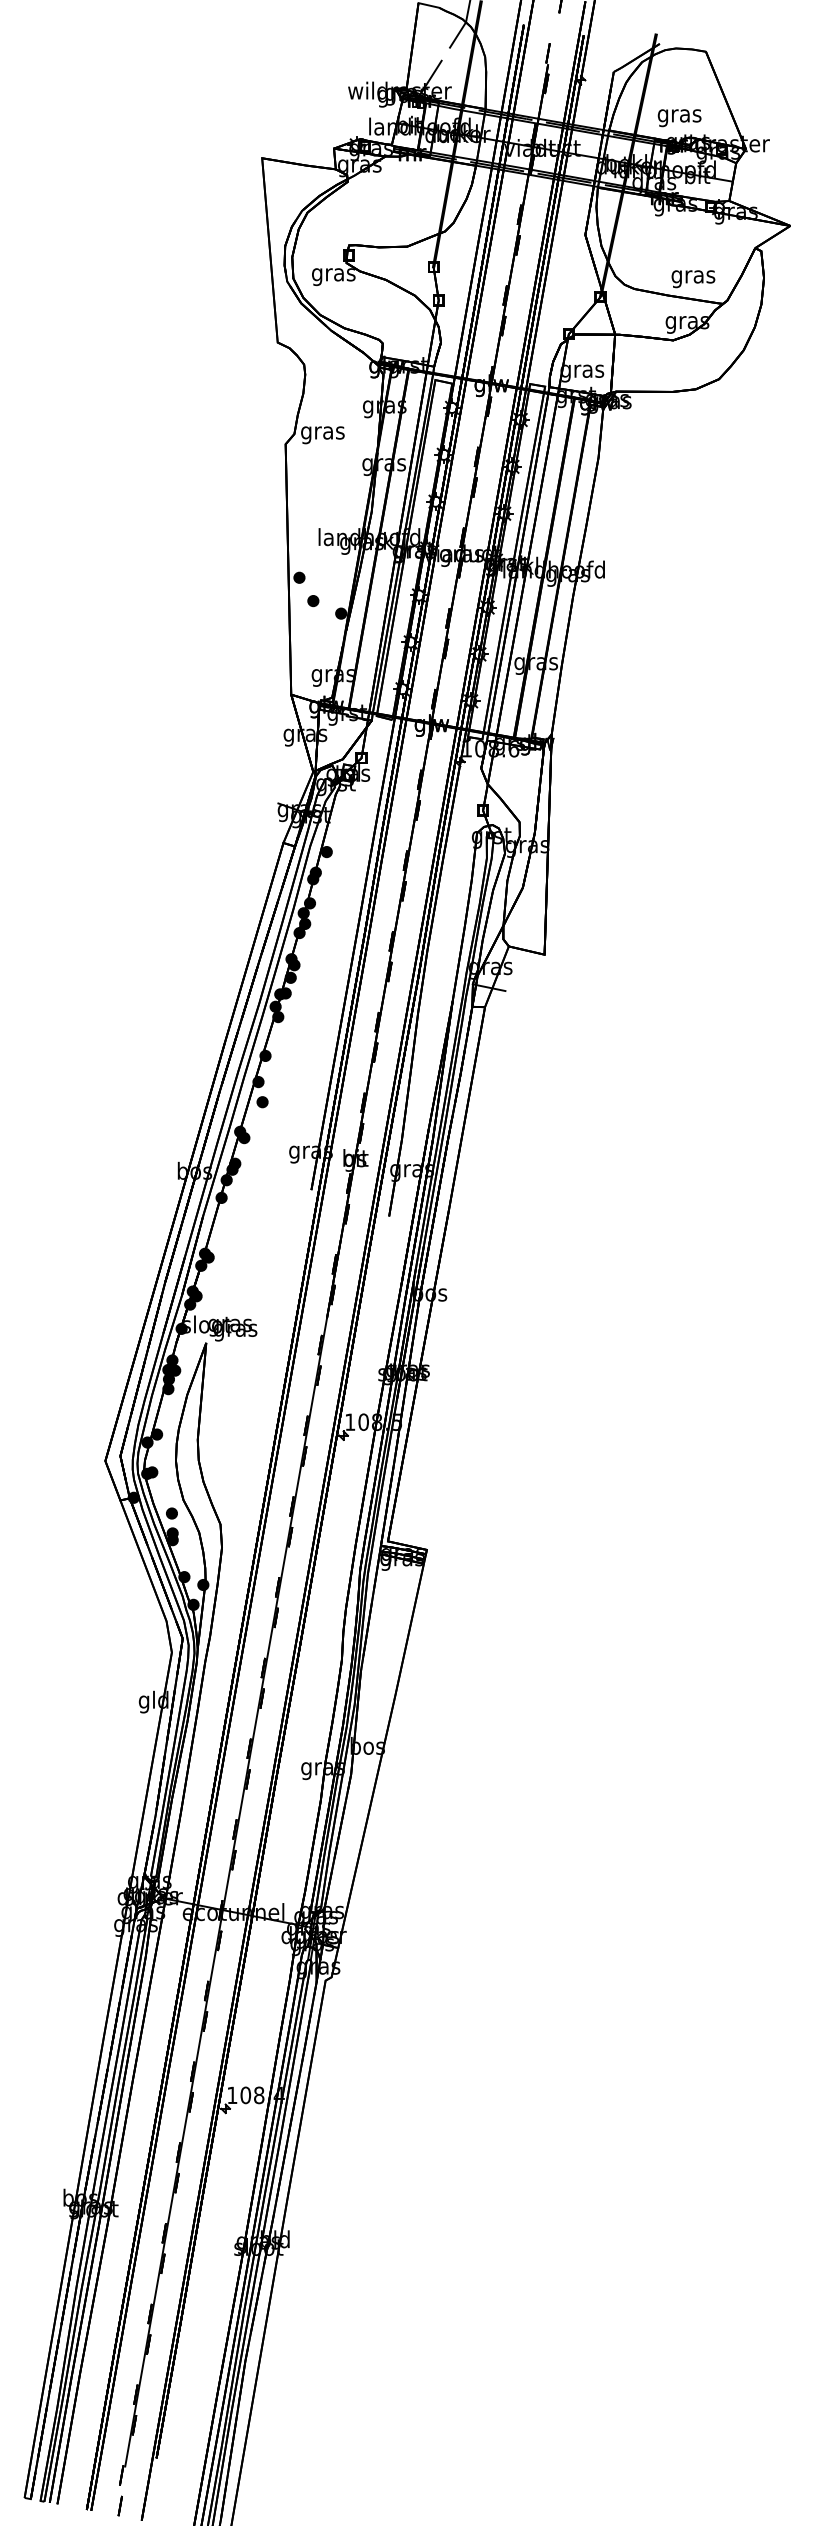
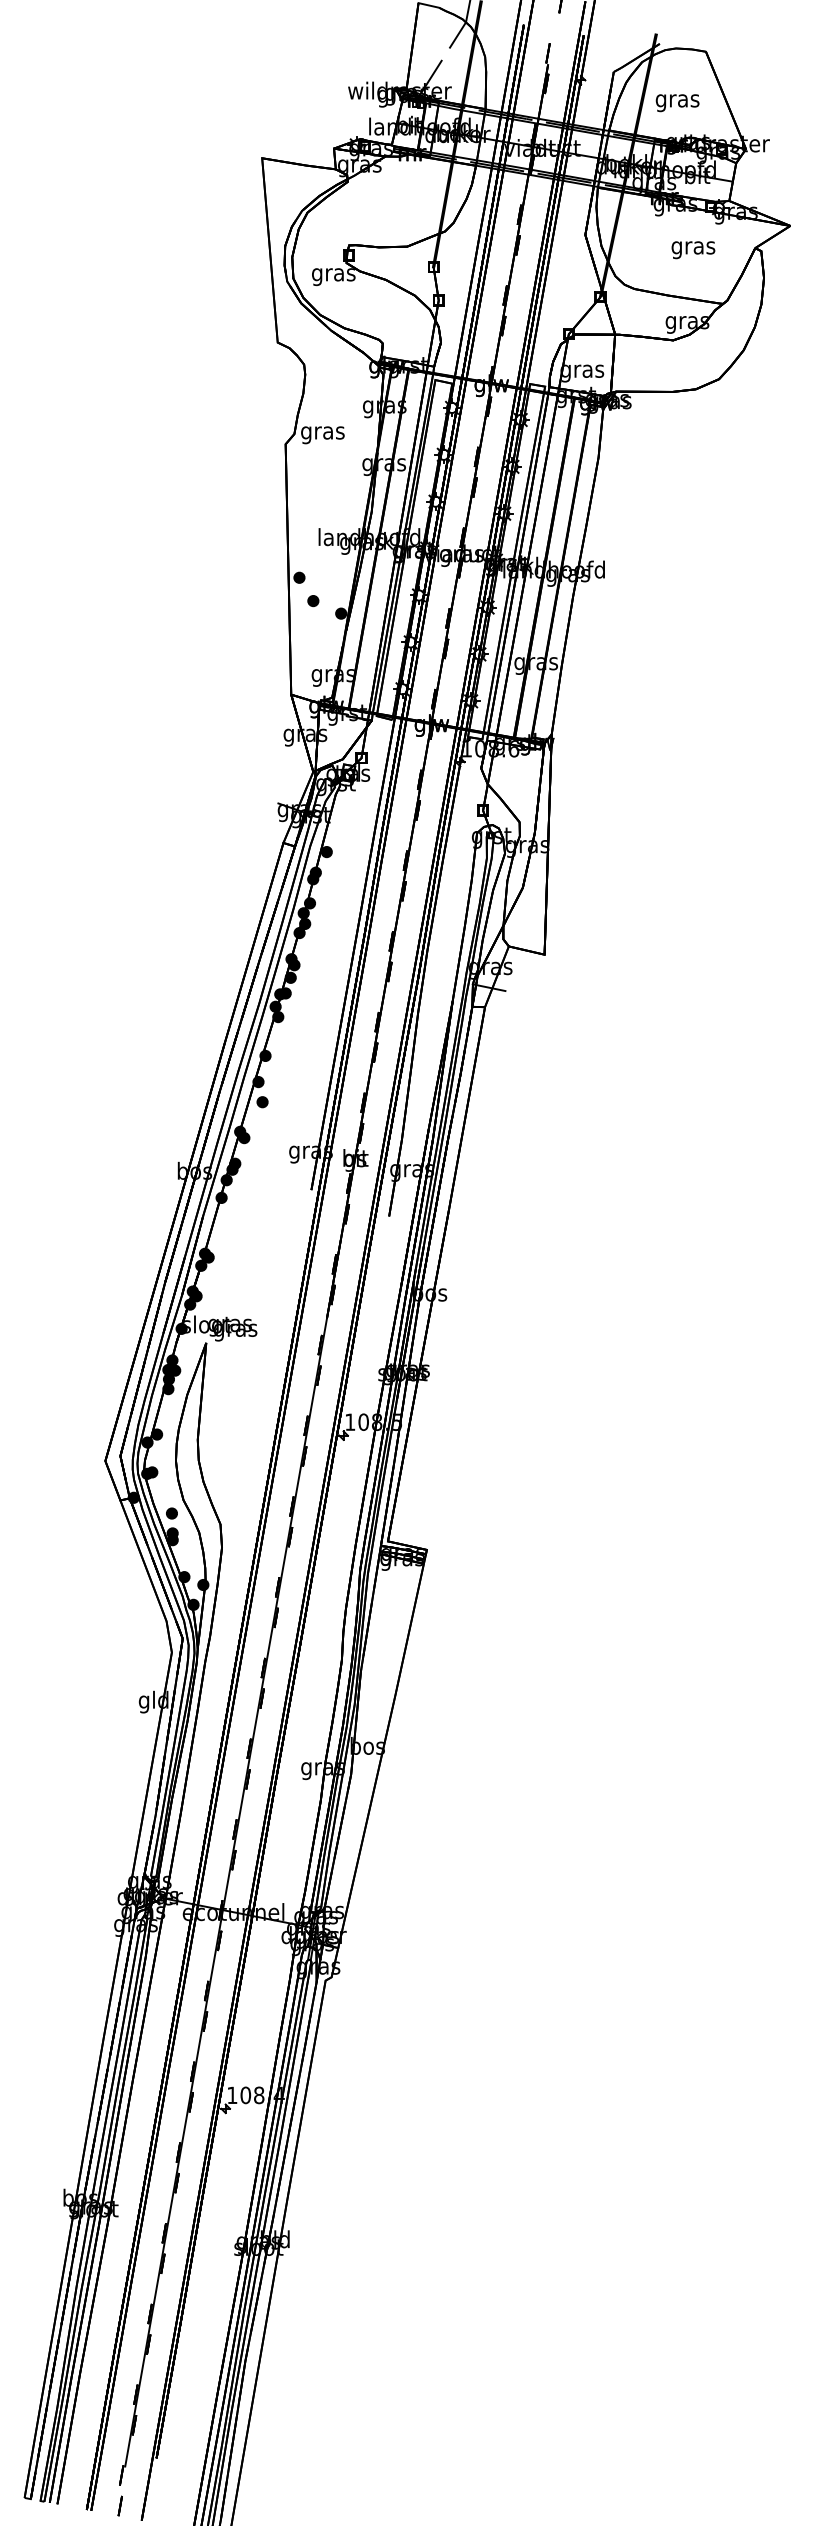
text position: (679, 118) -> (677, 103) (677, 103)
text position: (693, 279) -> (693, 250) (693, 250)
